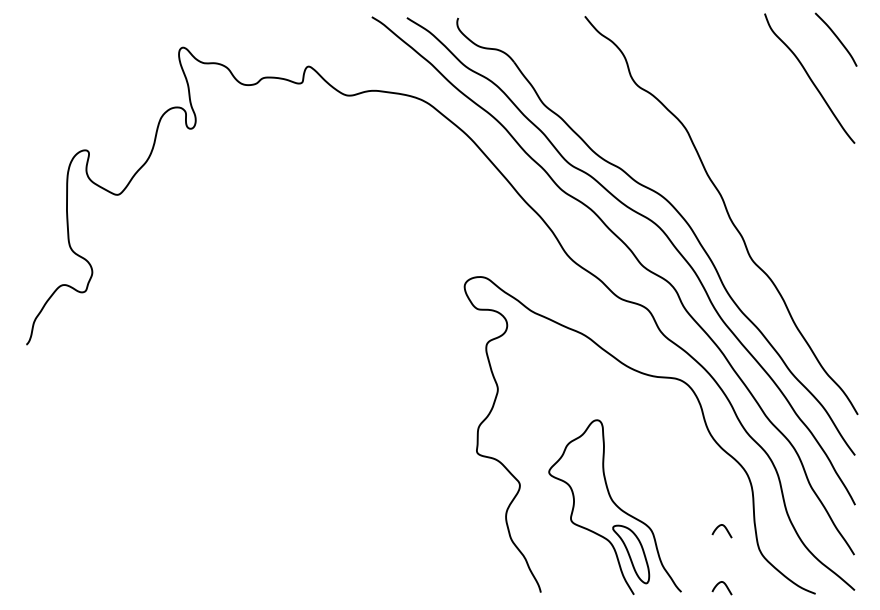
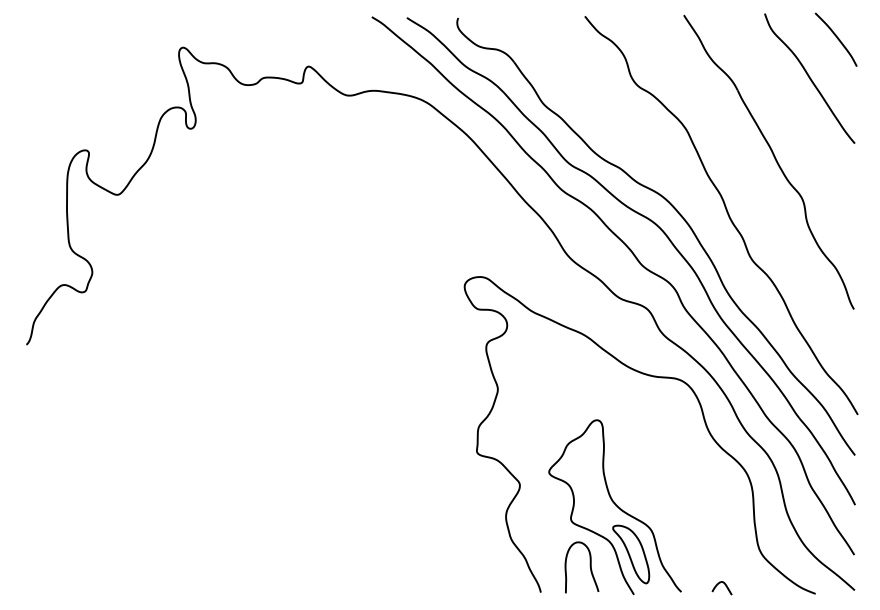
part: none -> present (774, 159)
curve: present -> none (725, 529)
curve: none -> present (589, 566)
